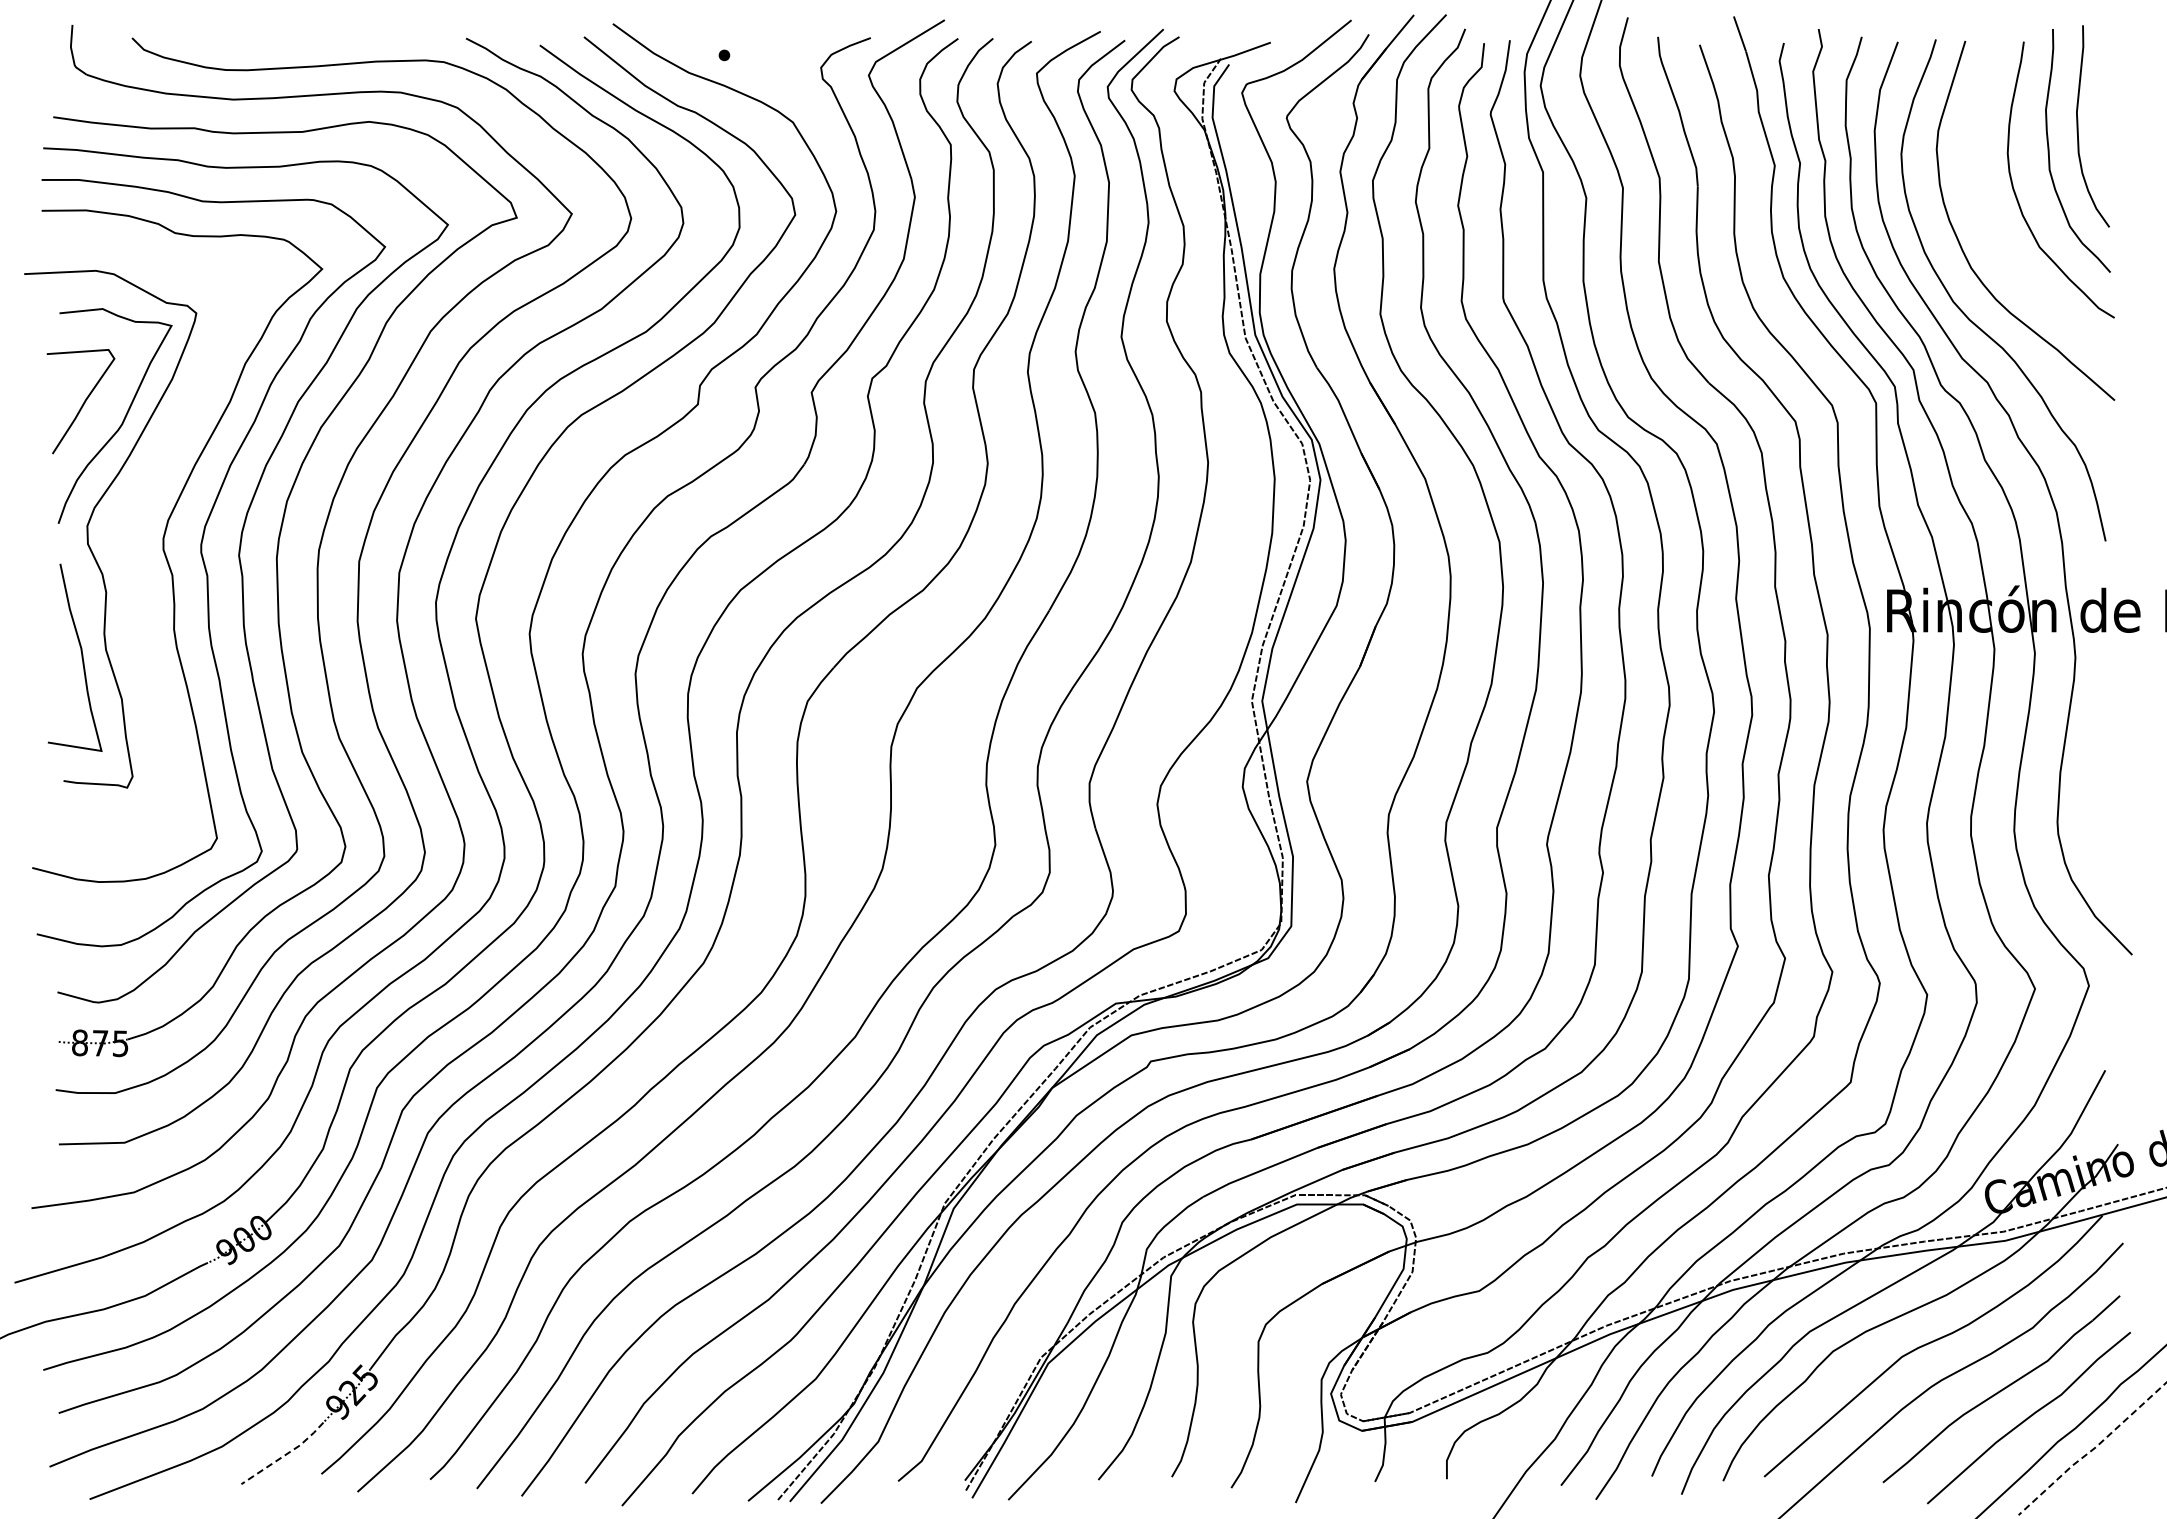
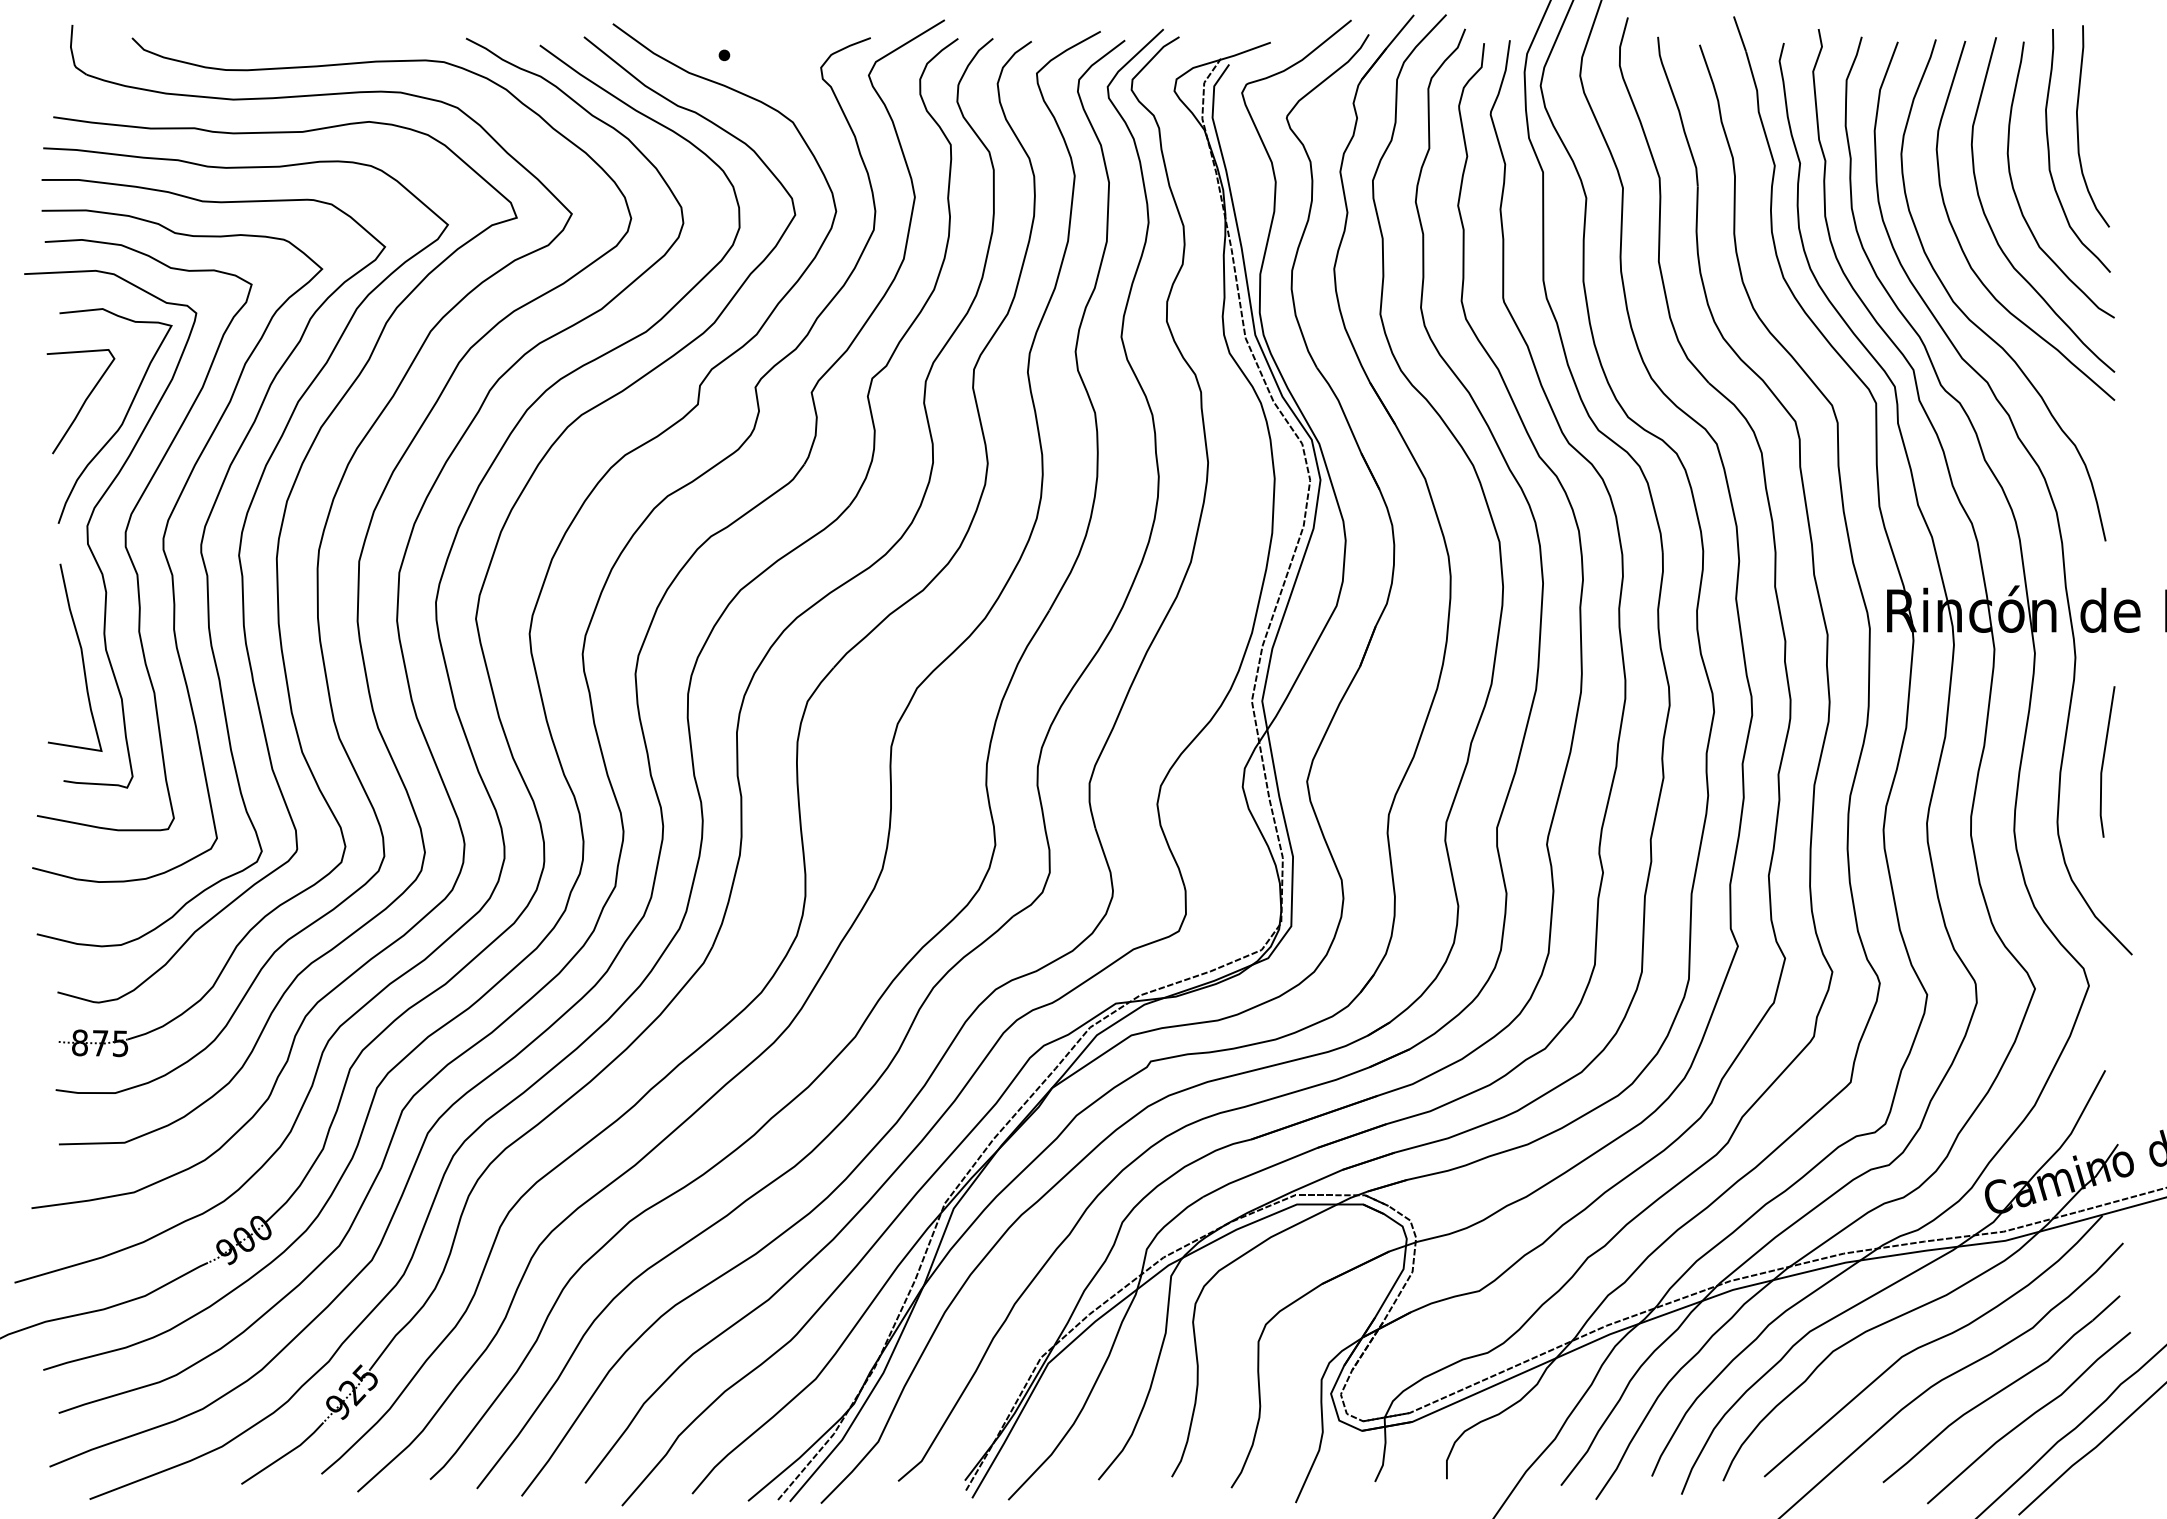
curve: none -> present (1991, 226)
curve: none -> present (127, 530)
line: none -> present (2104, 760)
line: dashed -> solid (2092, 1449)
line: dashed -> solid (285, 1455)
